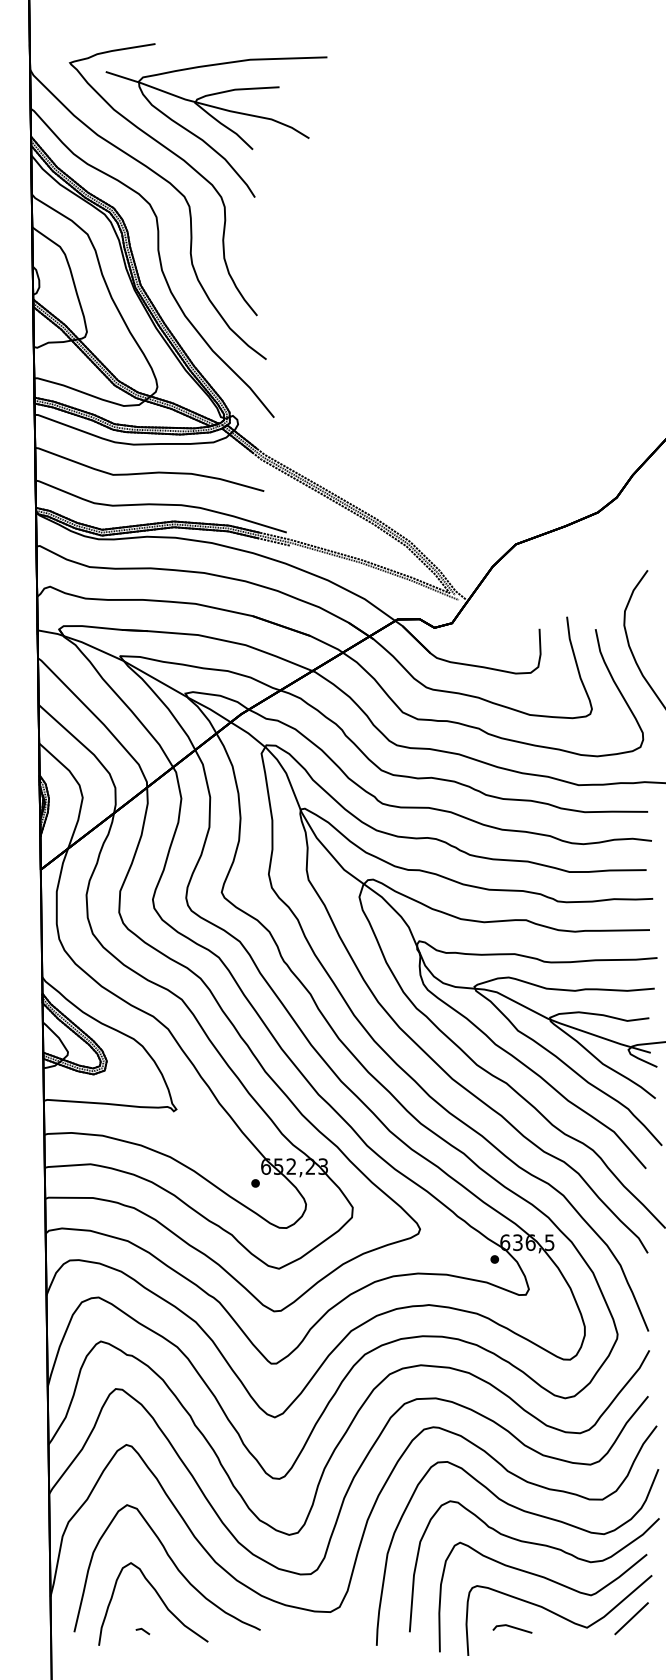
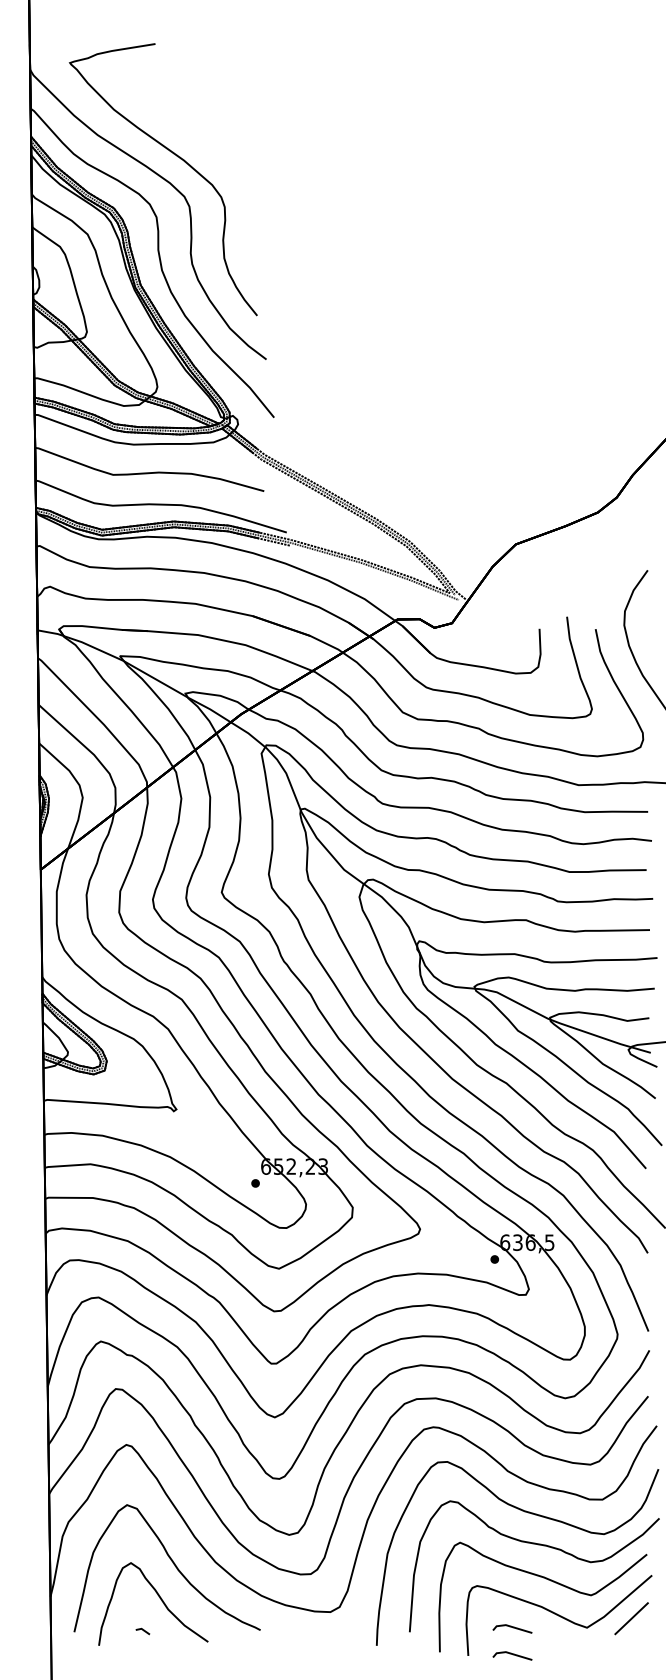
part: present -> none (216, 126)
line: none -> present (512, 1654)
